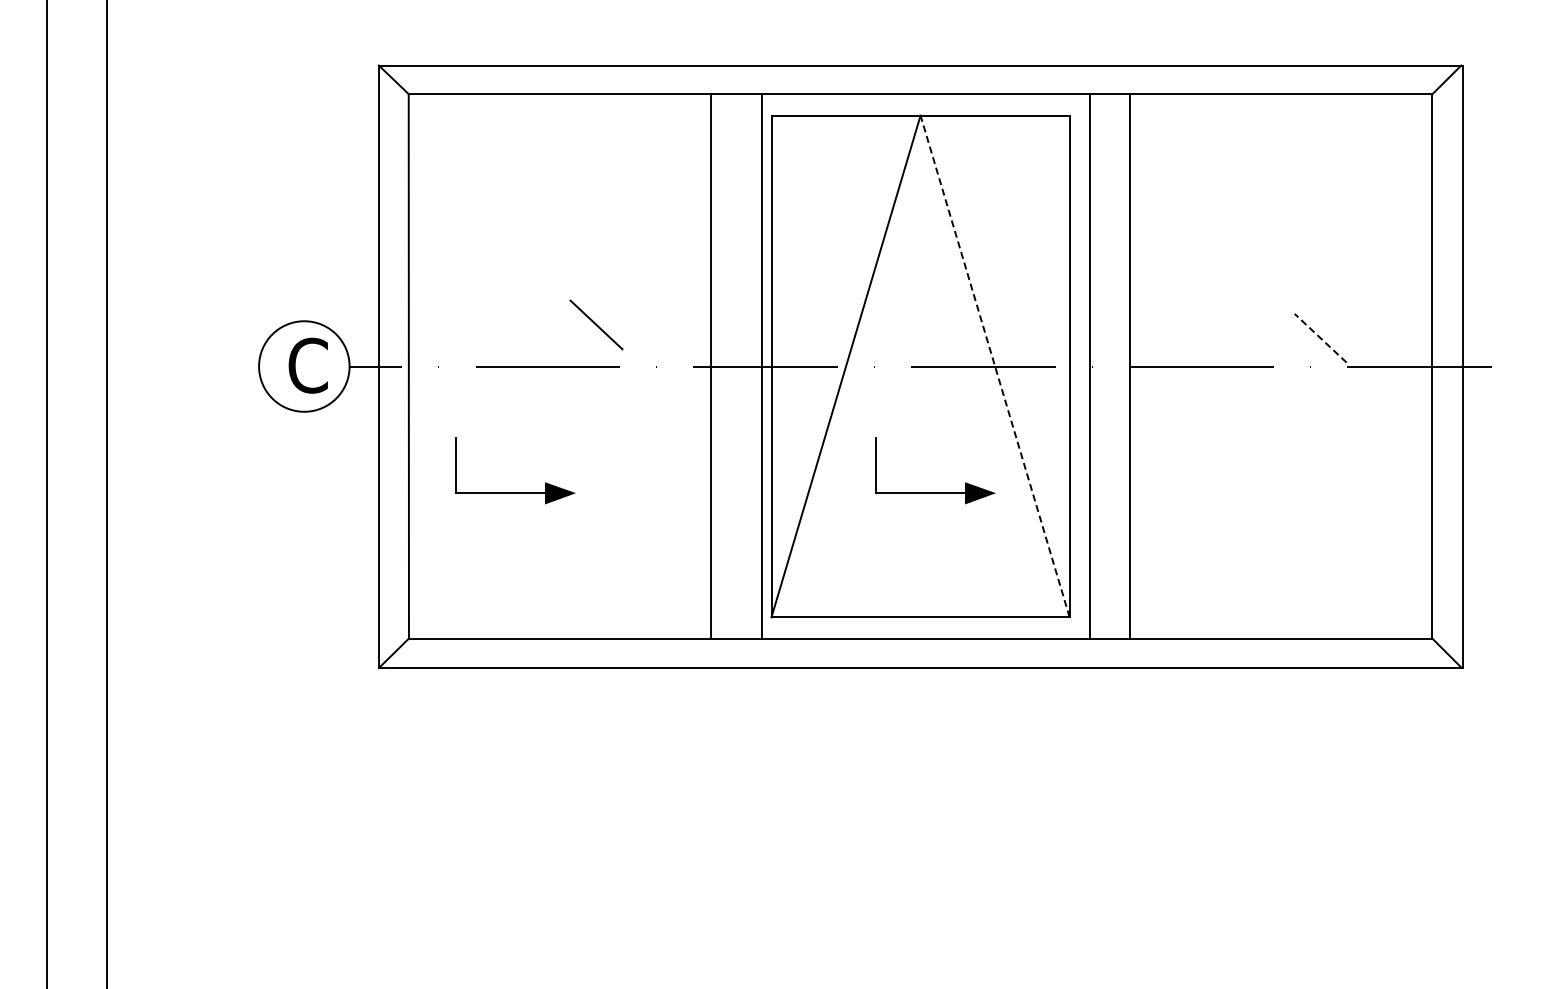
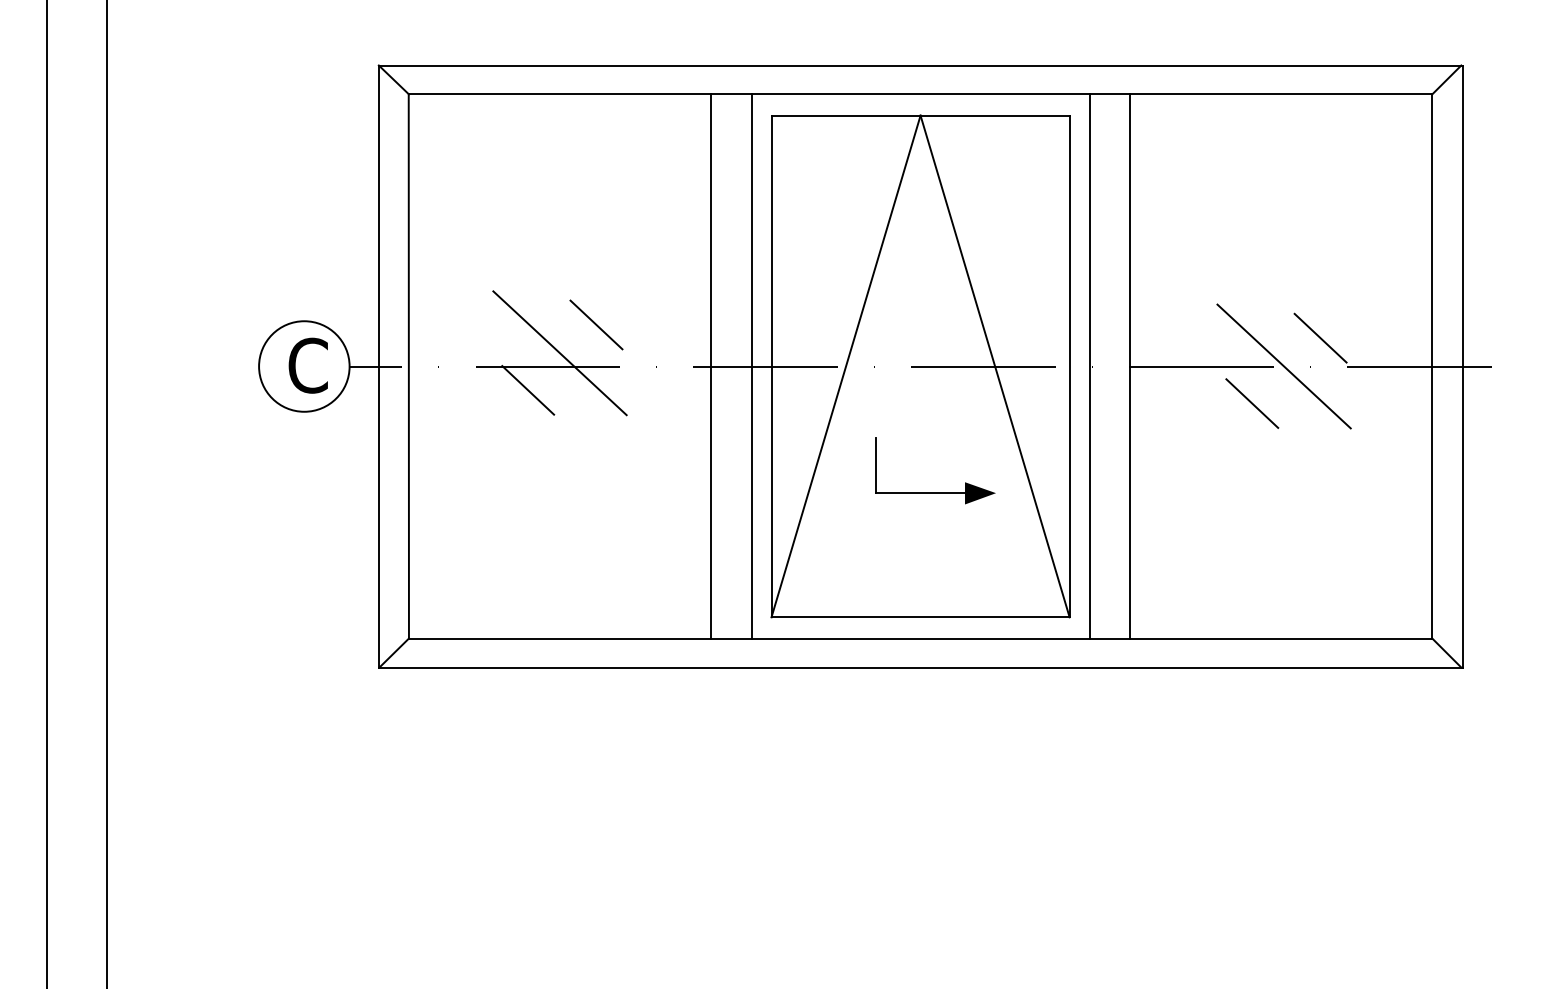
line: dashed -> solid (1320, 338)
line: none -> present (559, 353)
line position: (761, 366) -> (751, 366) (751, 366)
line: dashed -> solid (995, 366)
line: none -> present (1283, 366)
line: none -> present (528, 390)
line: none -> present (1252, 403)
part: present -> none (515, 492)
